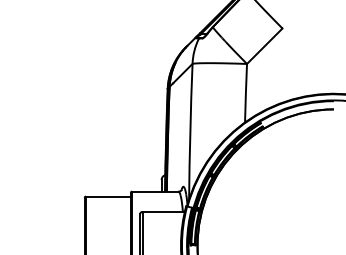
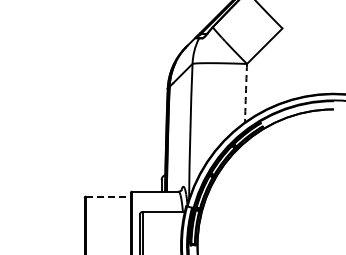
arc: solid -> dashed (245, 93)
line: solid -> dashed (108, 196)
